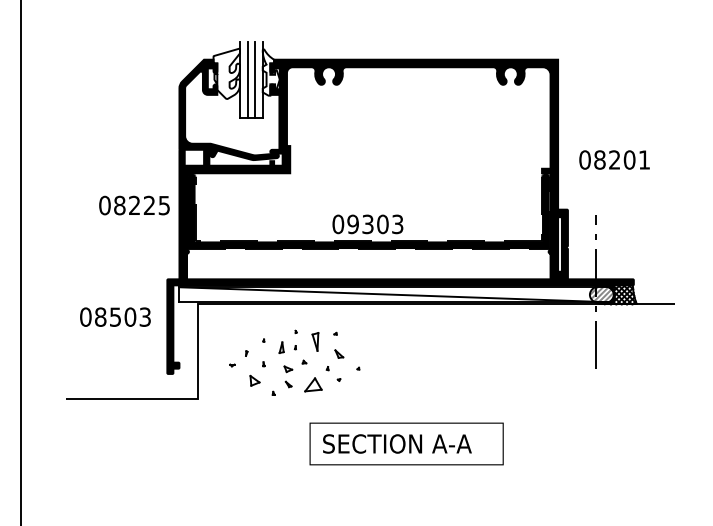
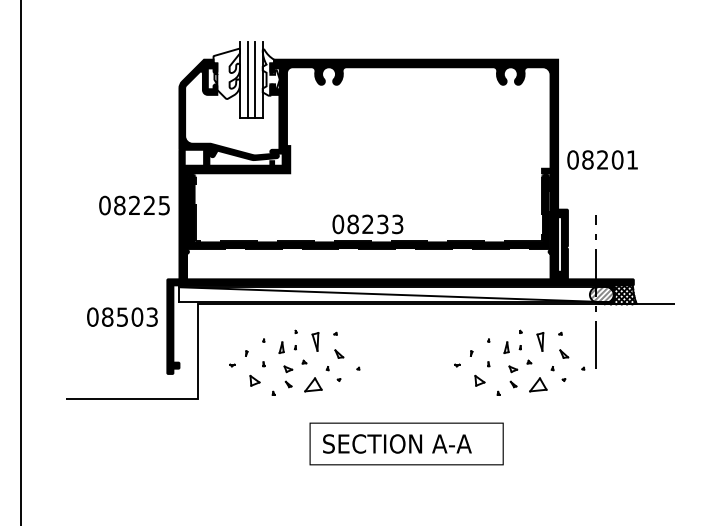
text position: (614, 159) -> (602, 159) (602, 159)
text: 09303 -> 08233 (367, 224)
text position: (115, 316) -> (122, 316) (122, 316)
part: none -> present (517, 368)
